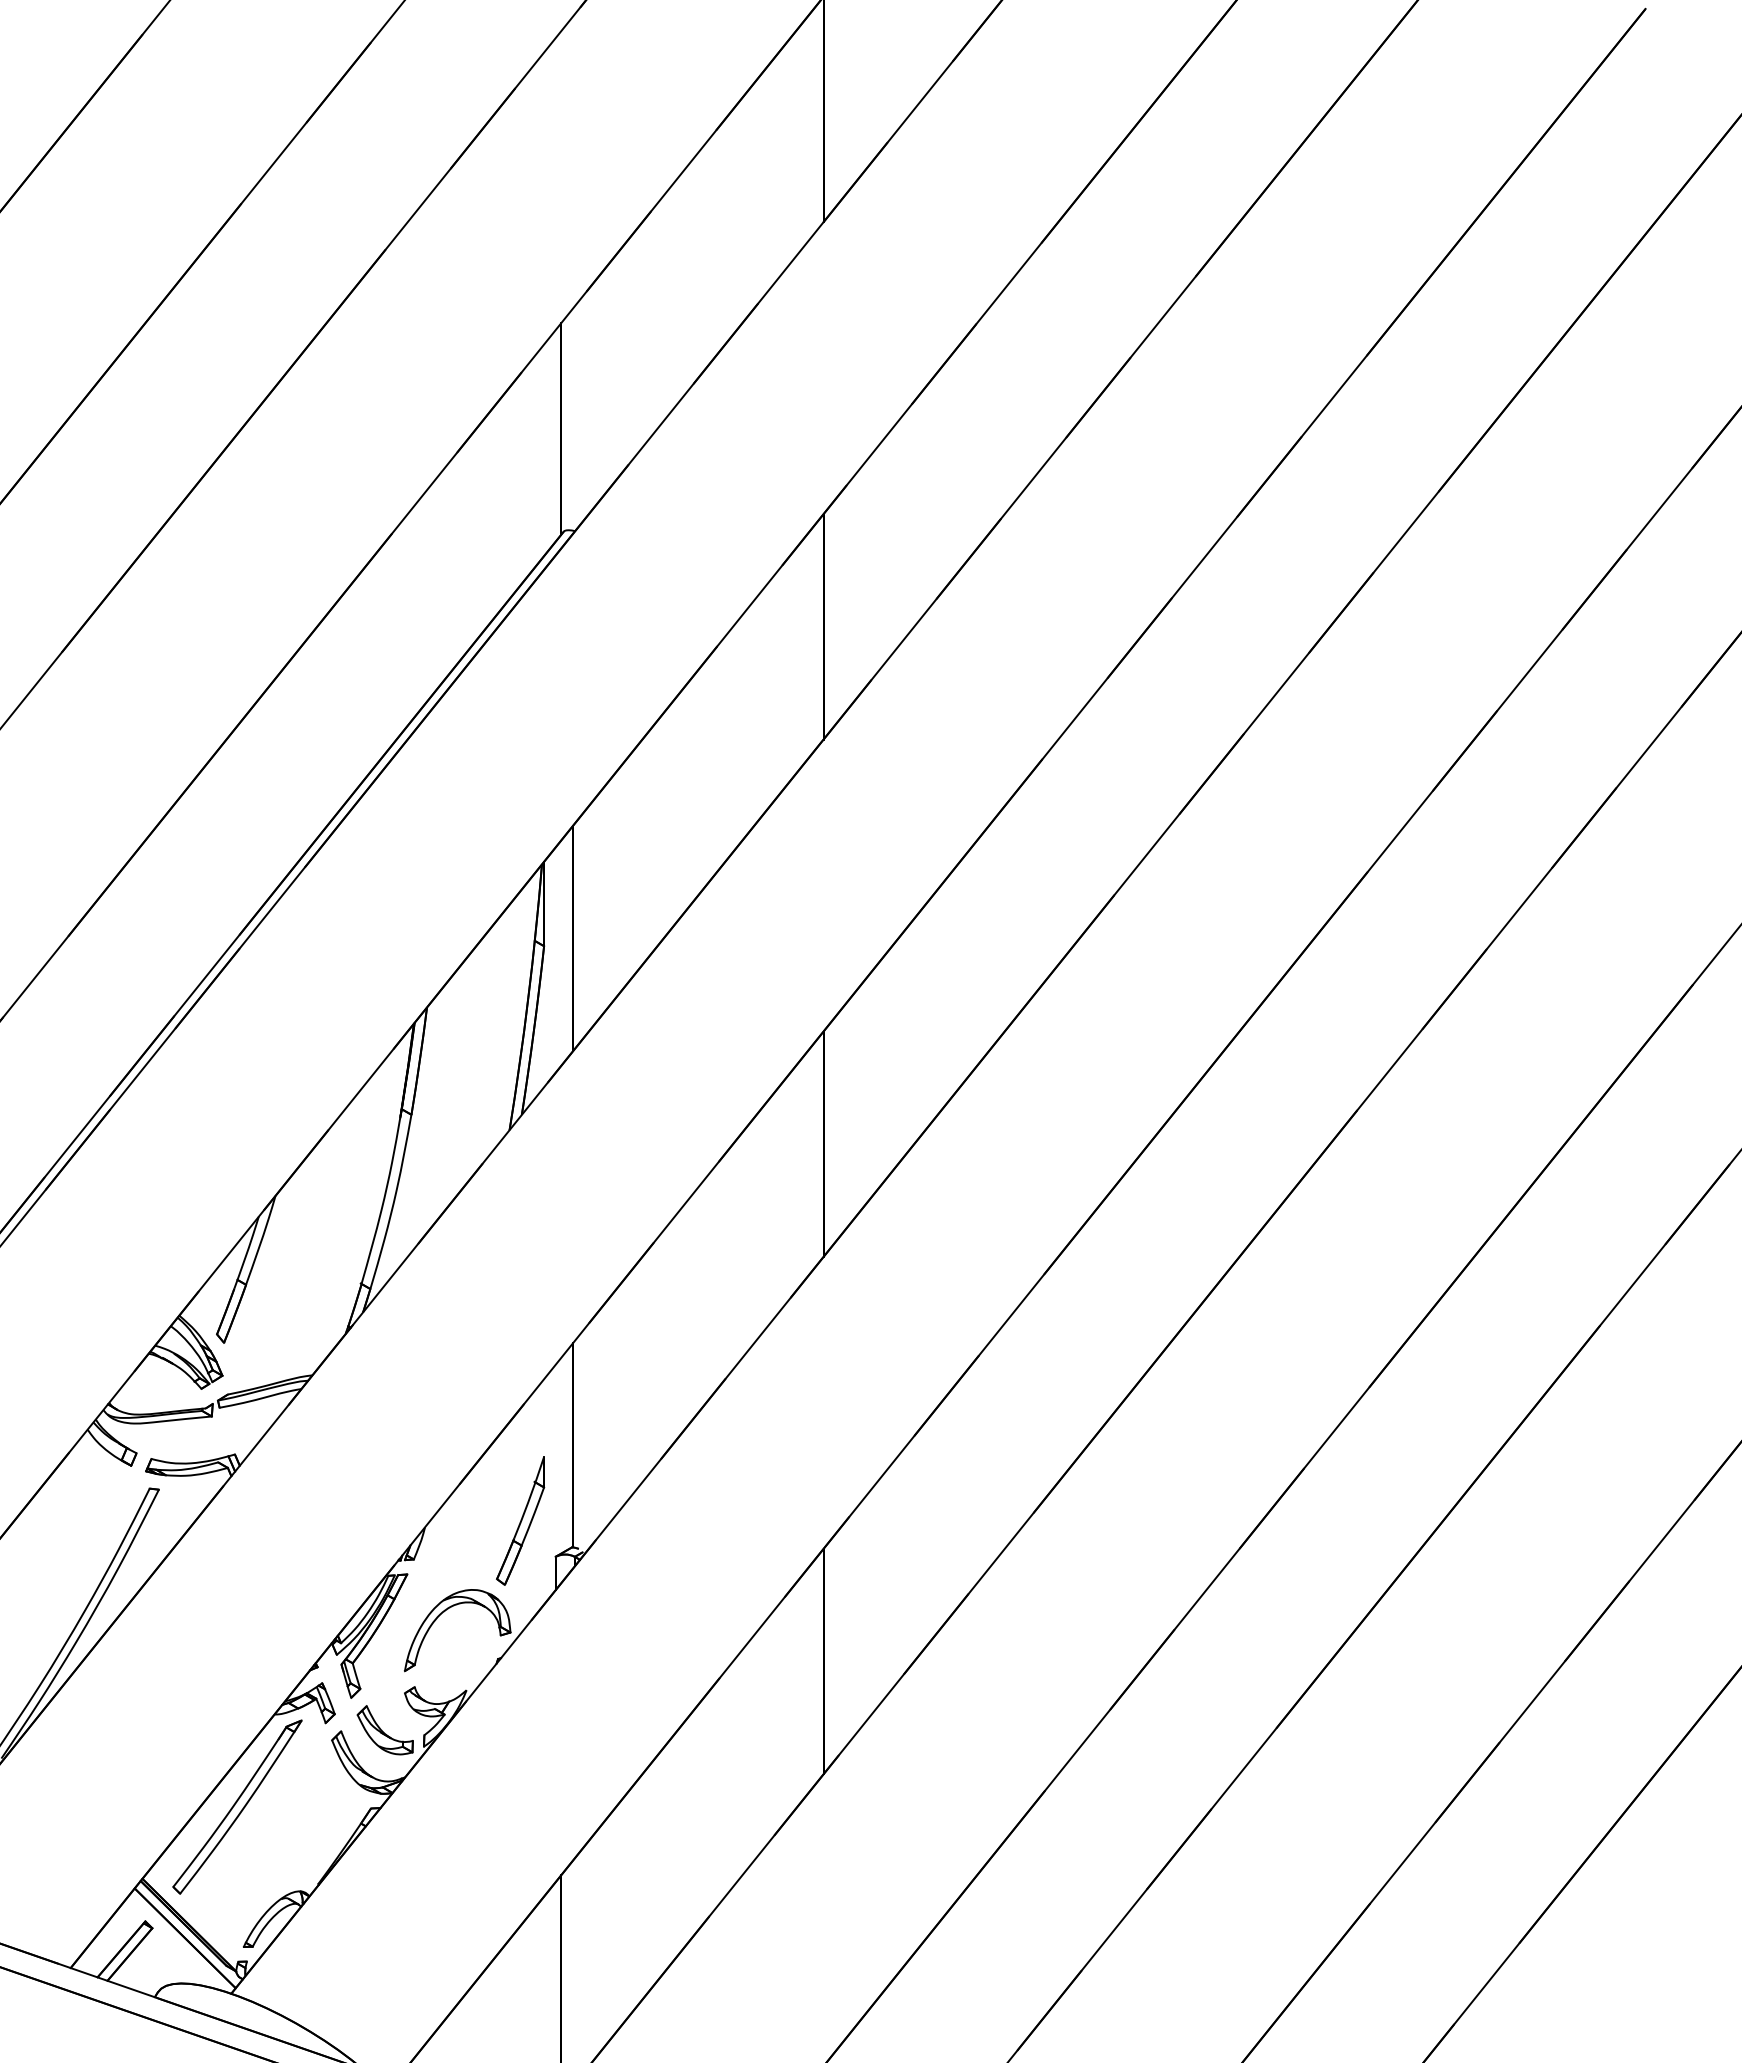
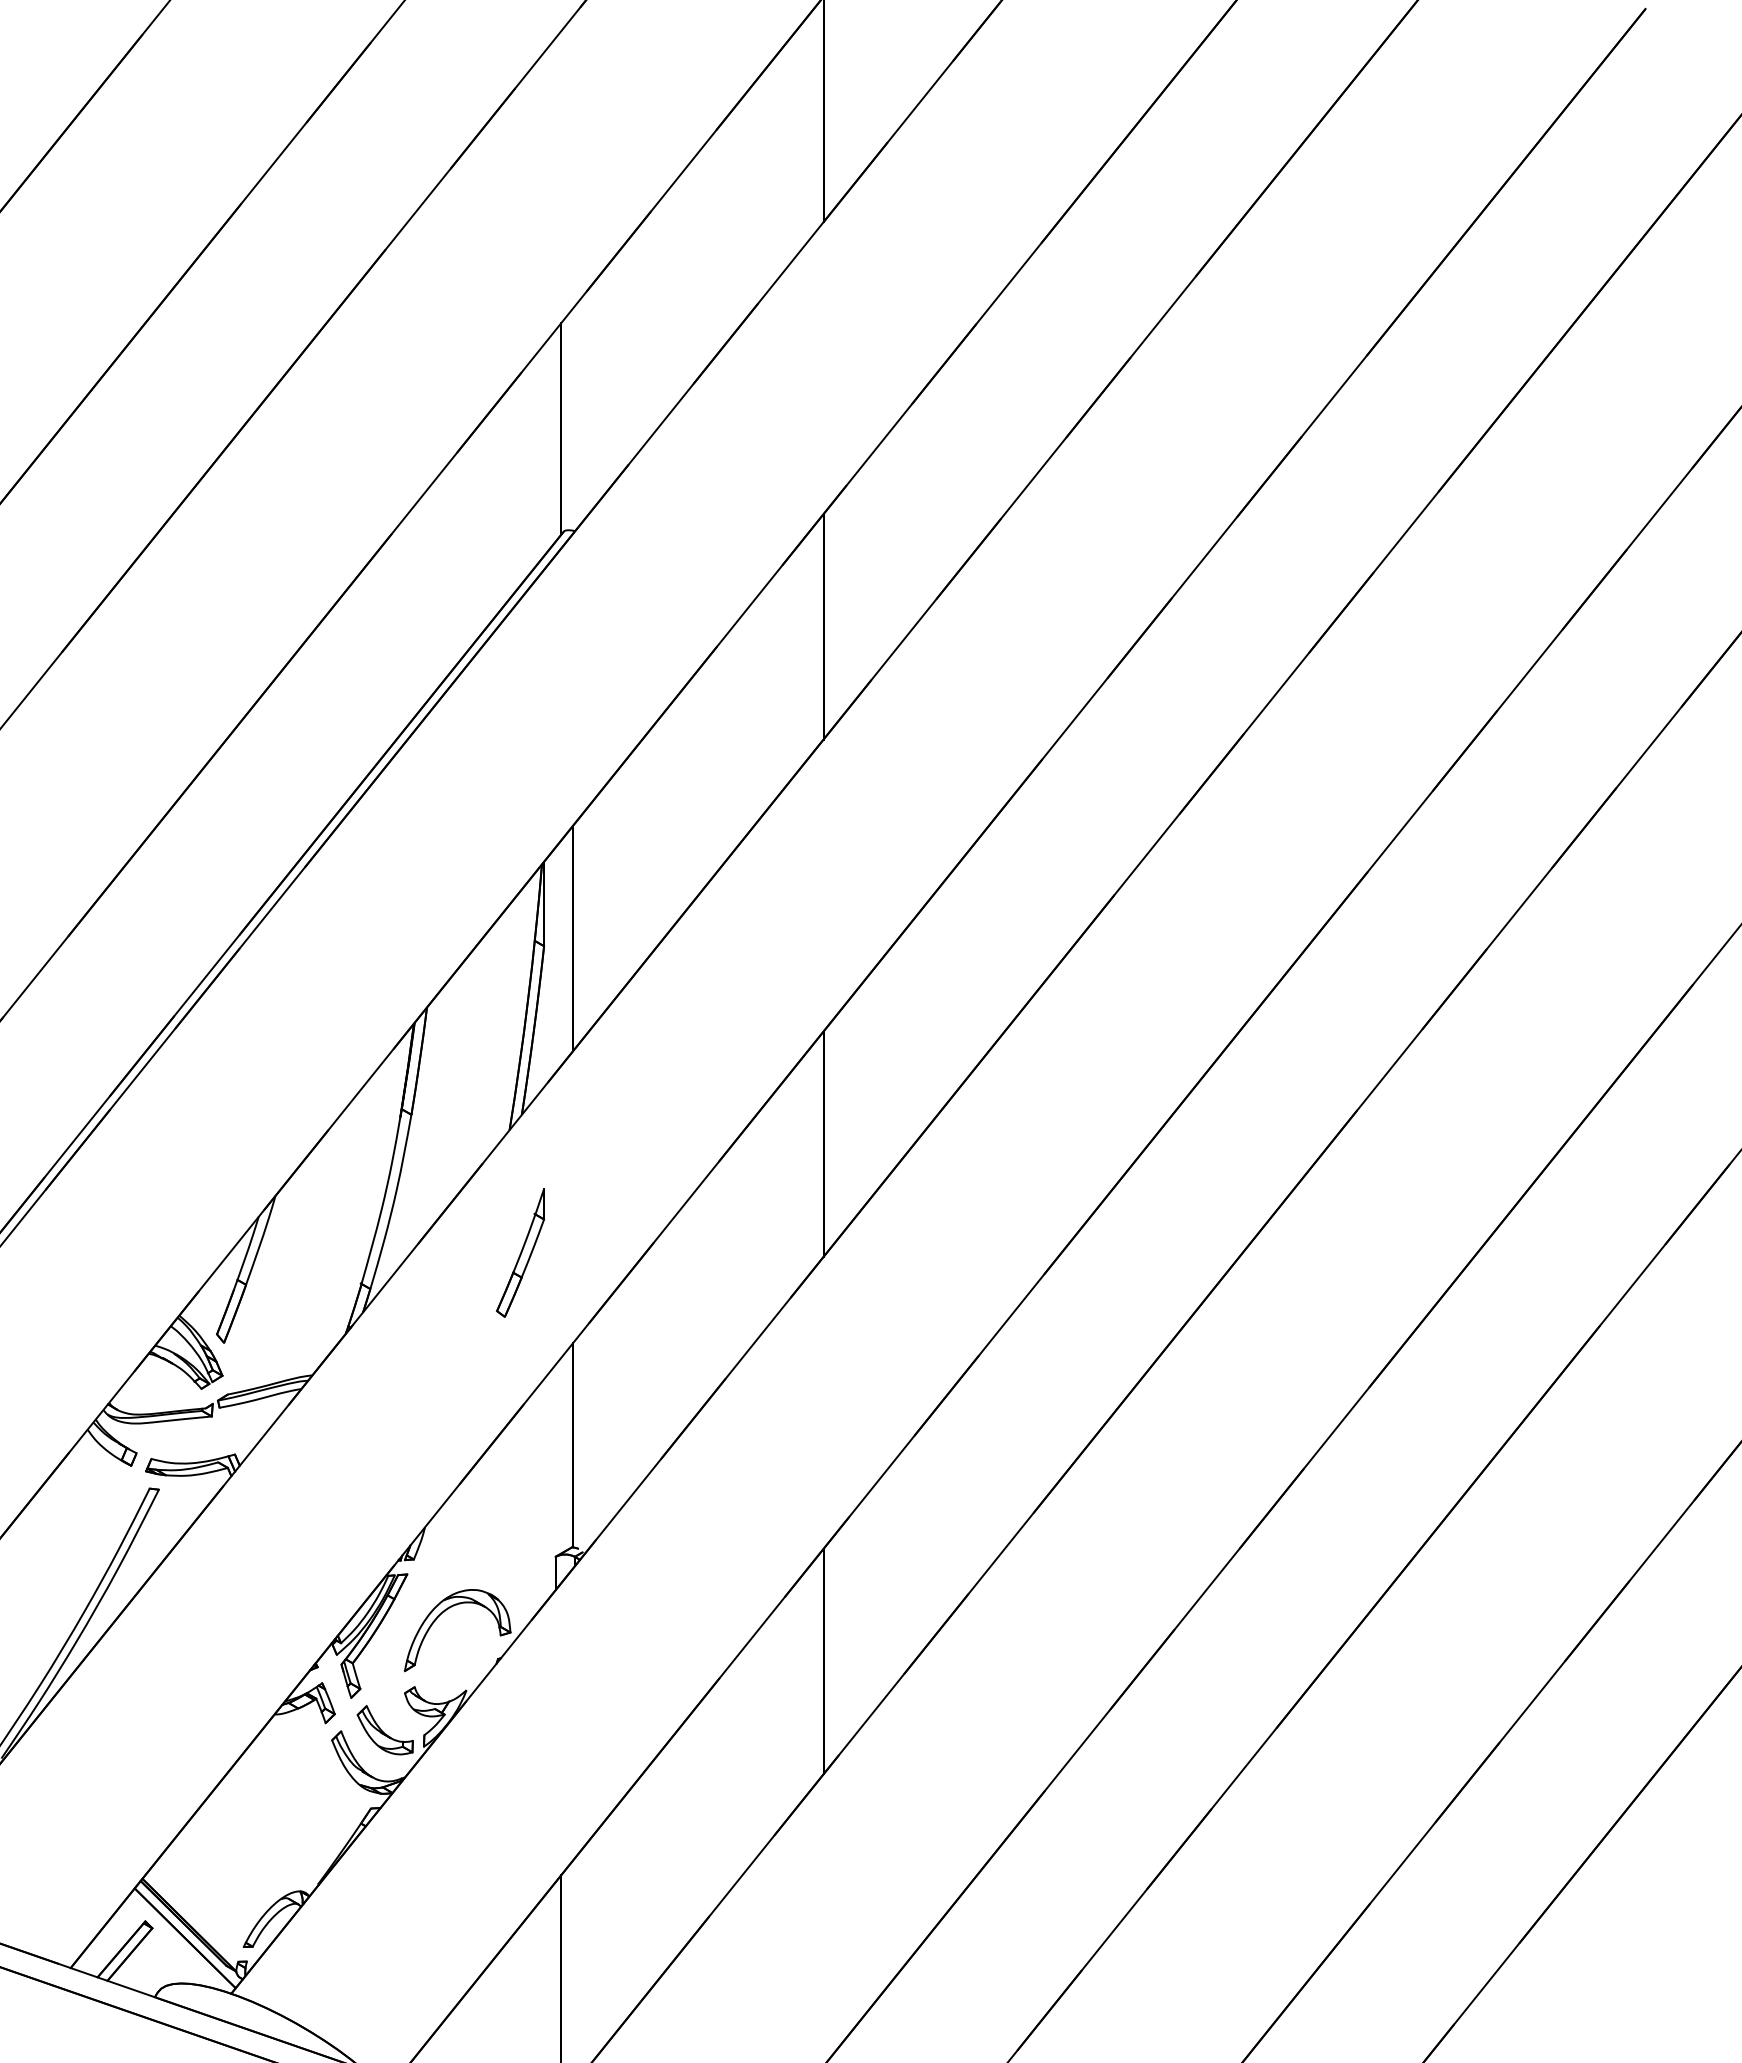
part position: (520, 1520) -> (520, 1252) (520, 1252)
part: present -> none (237, 1806)
